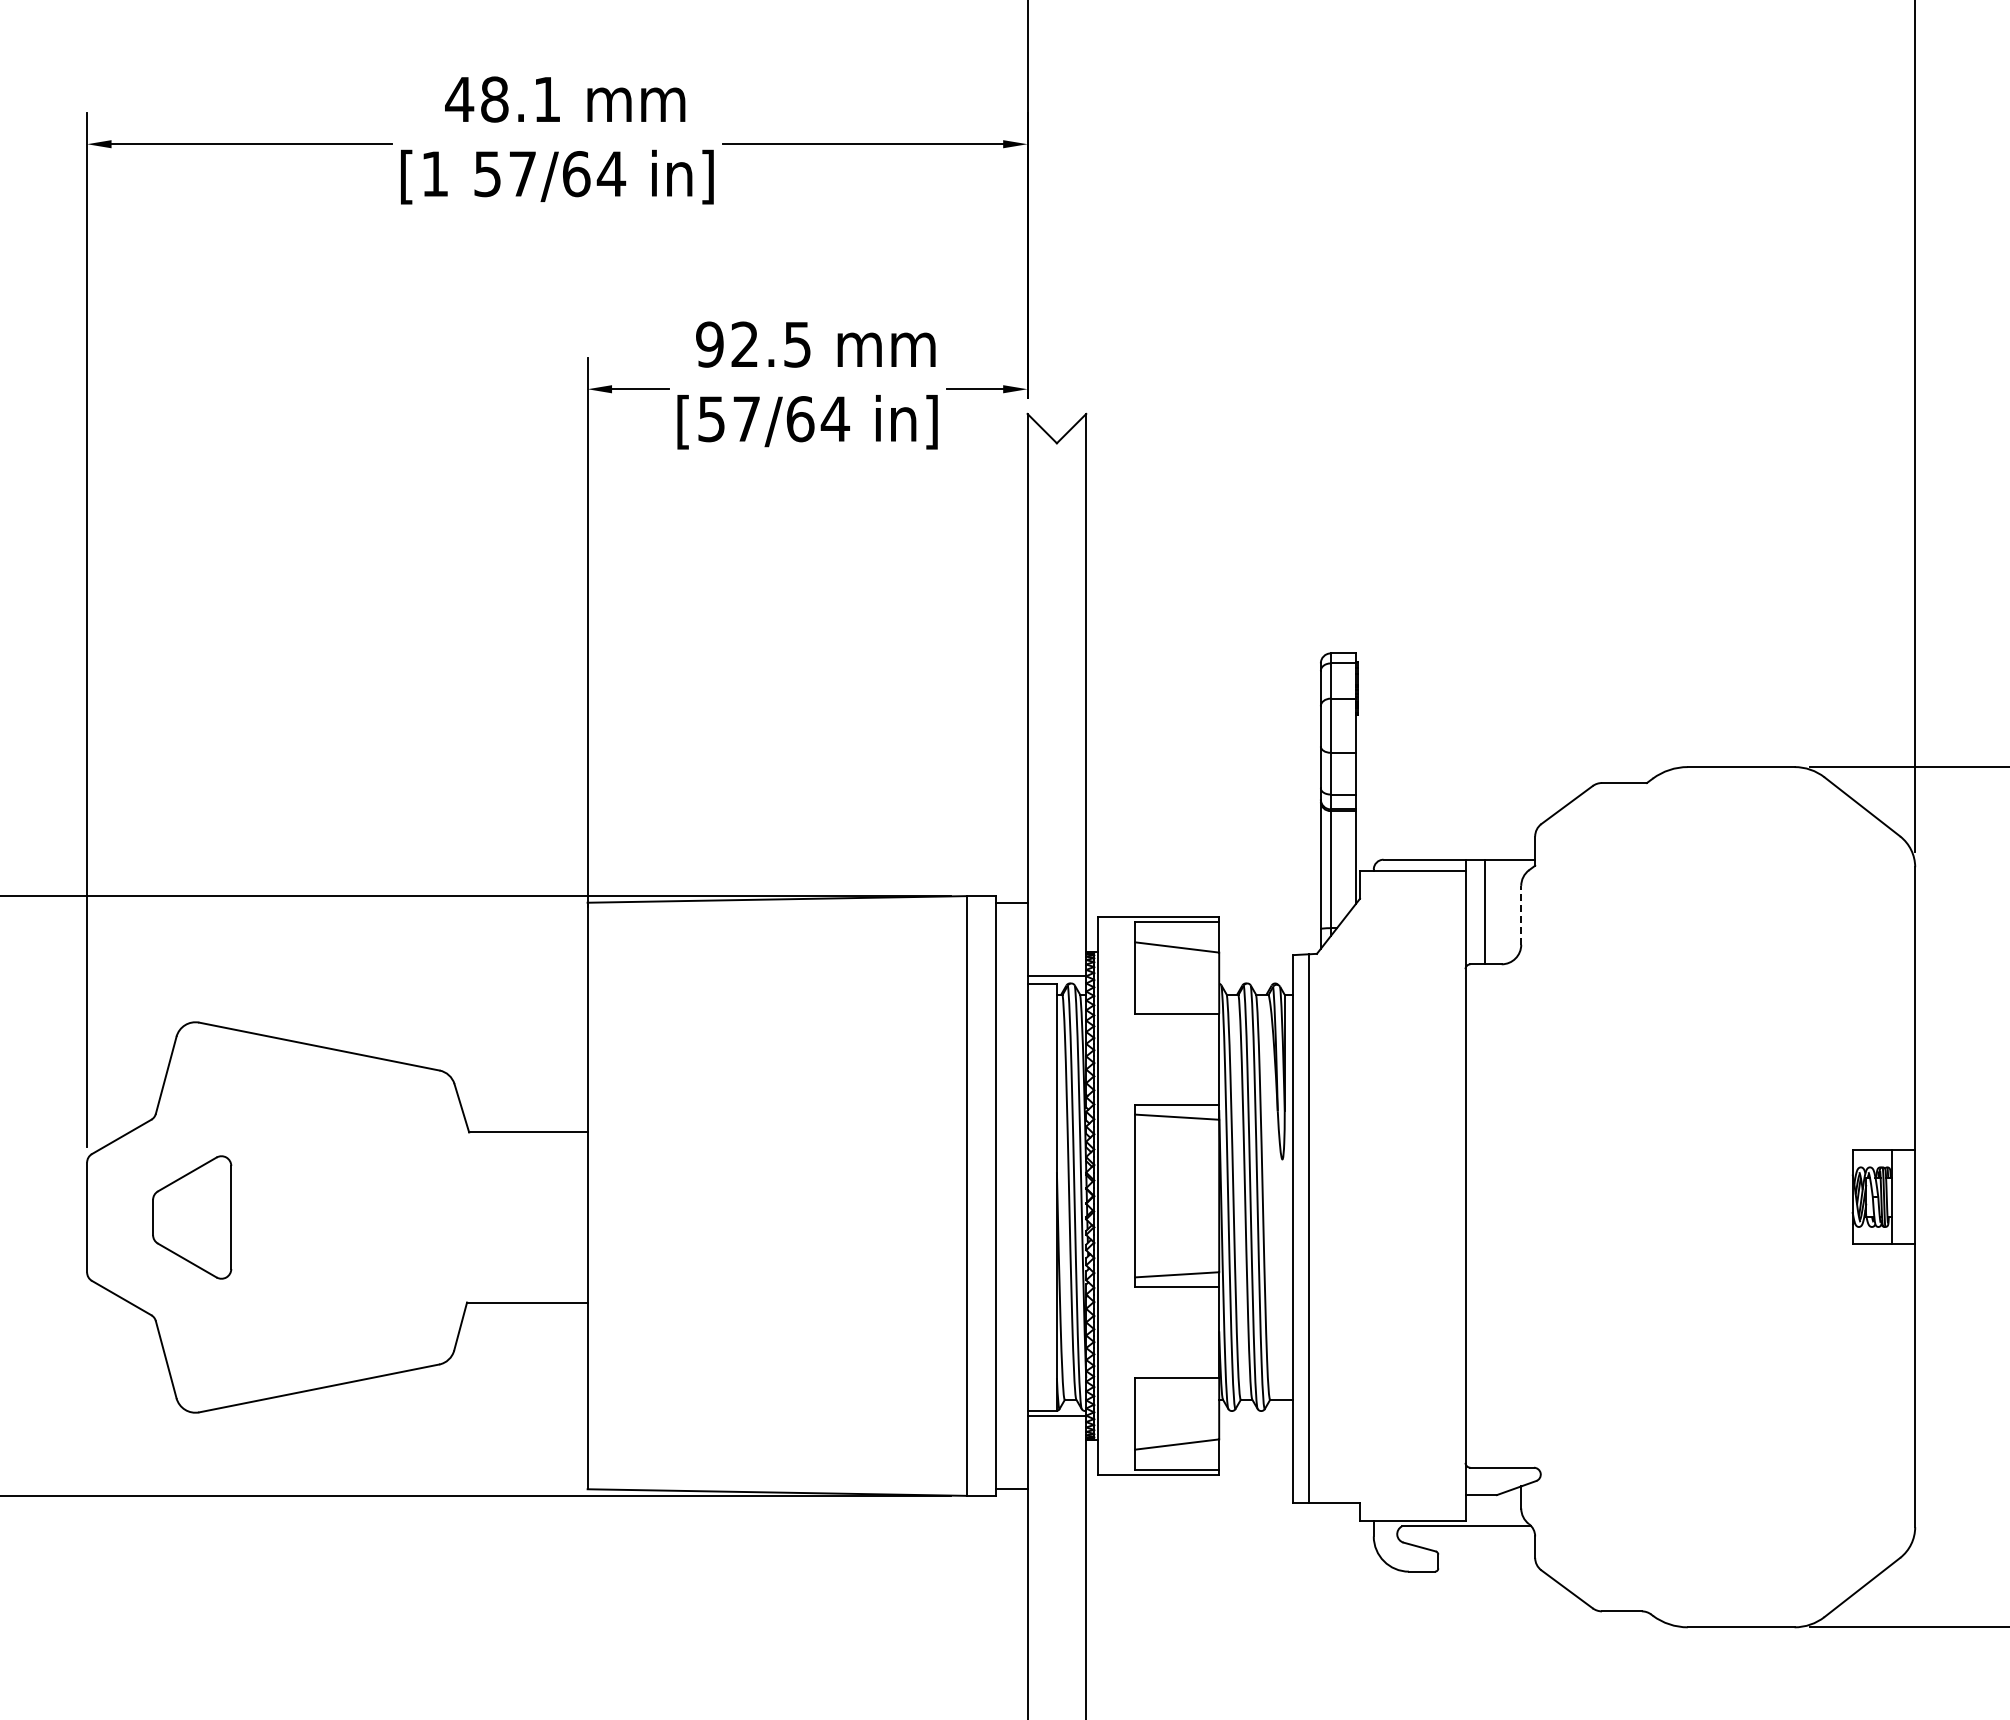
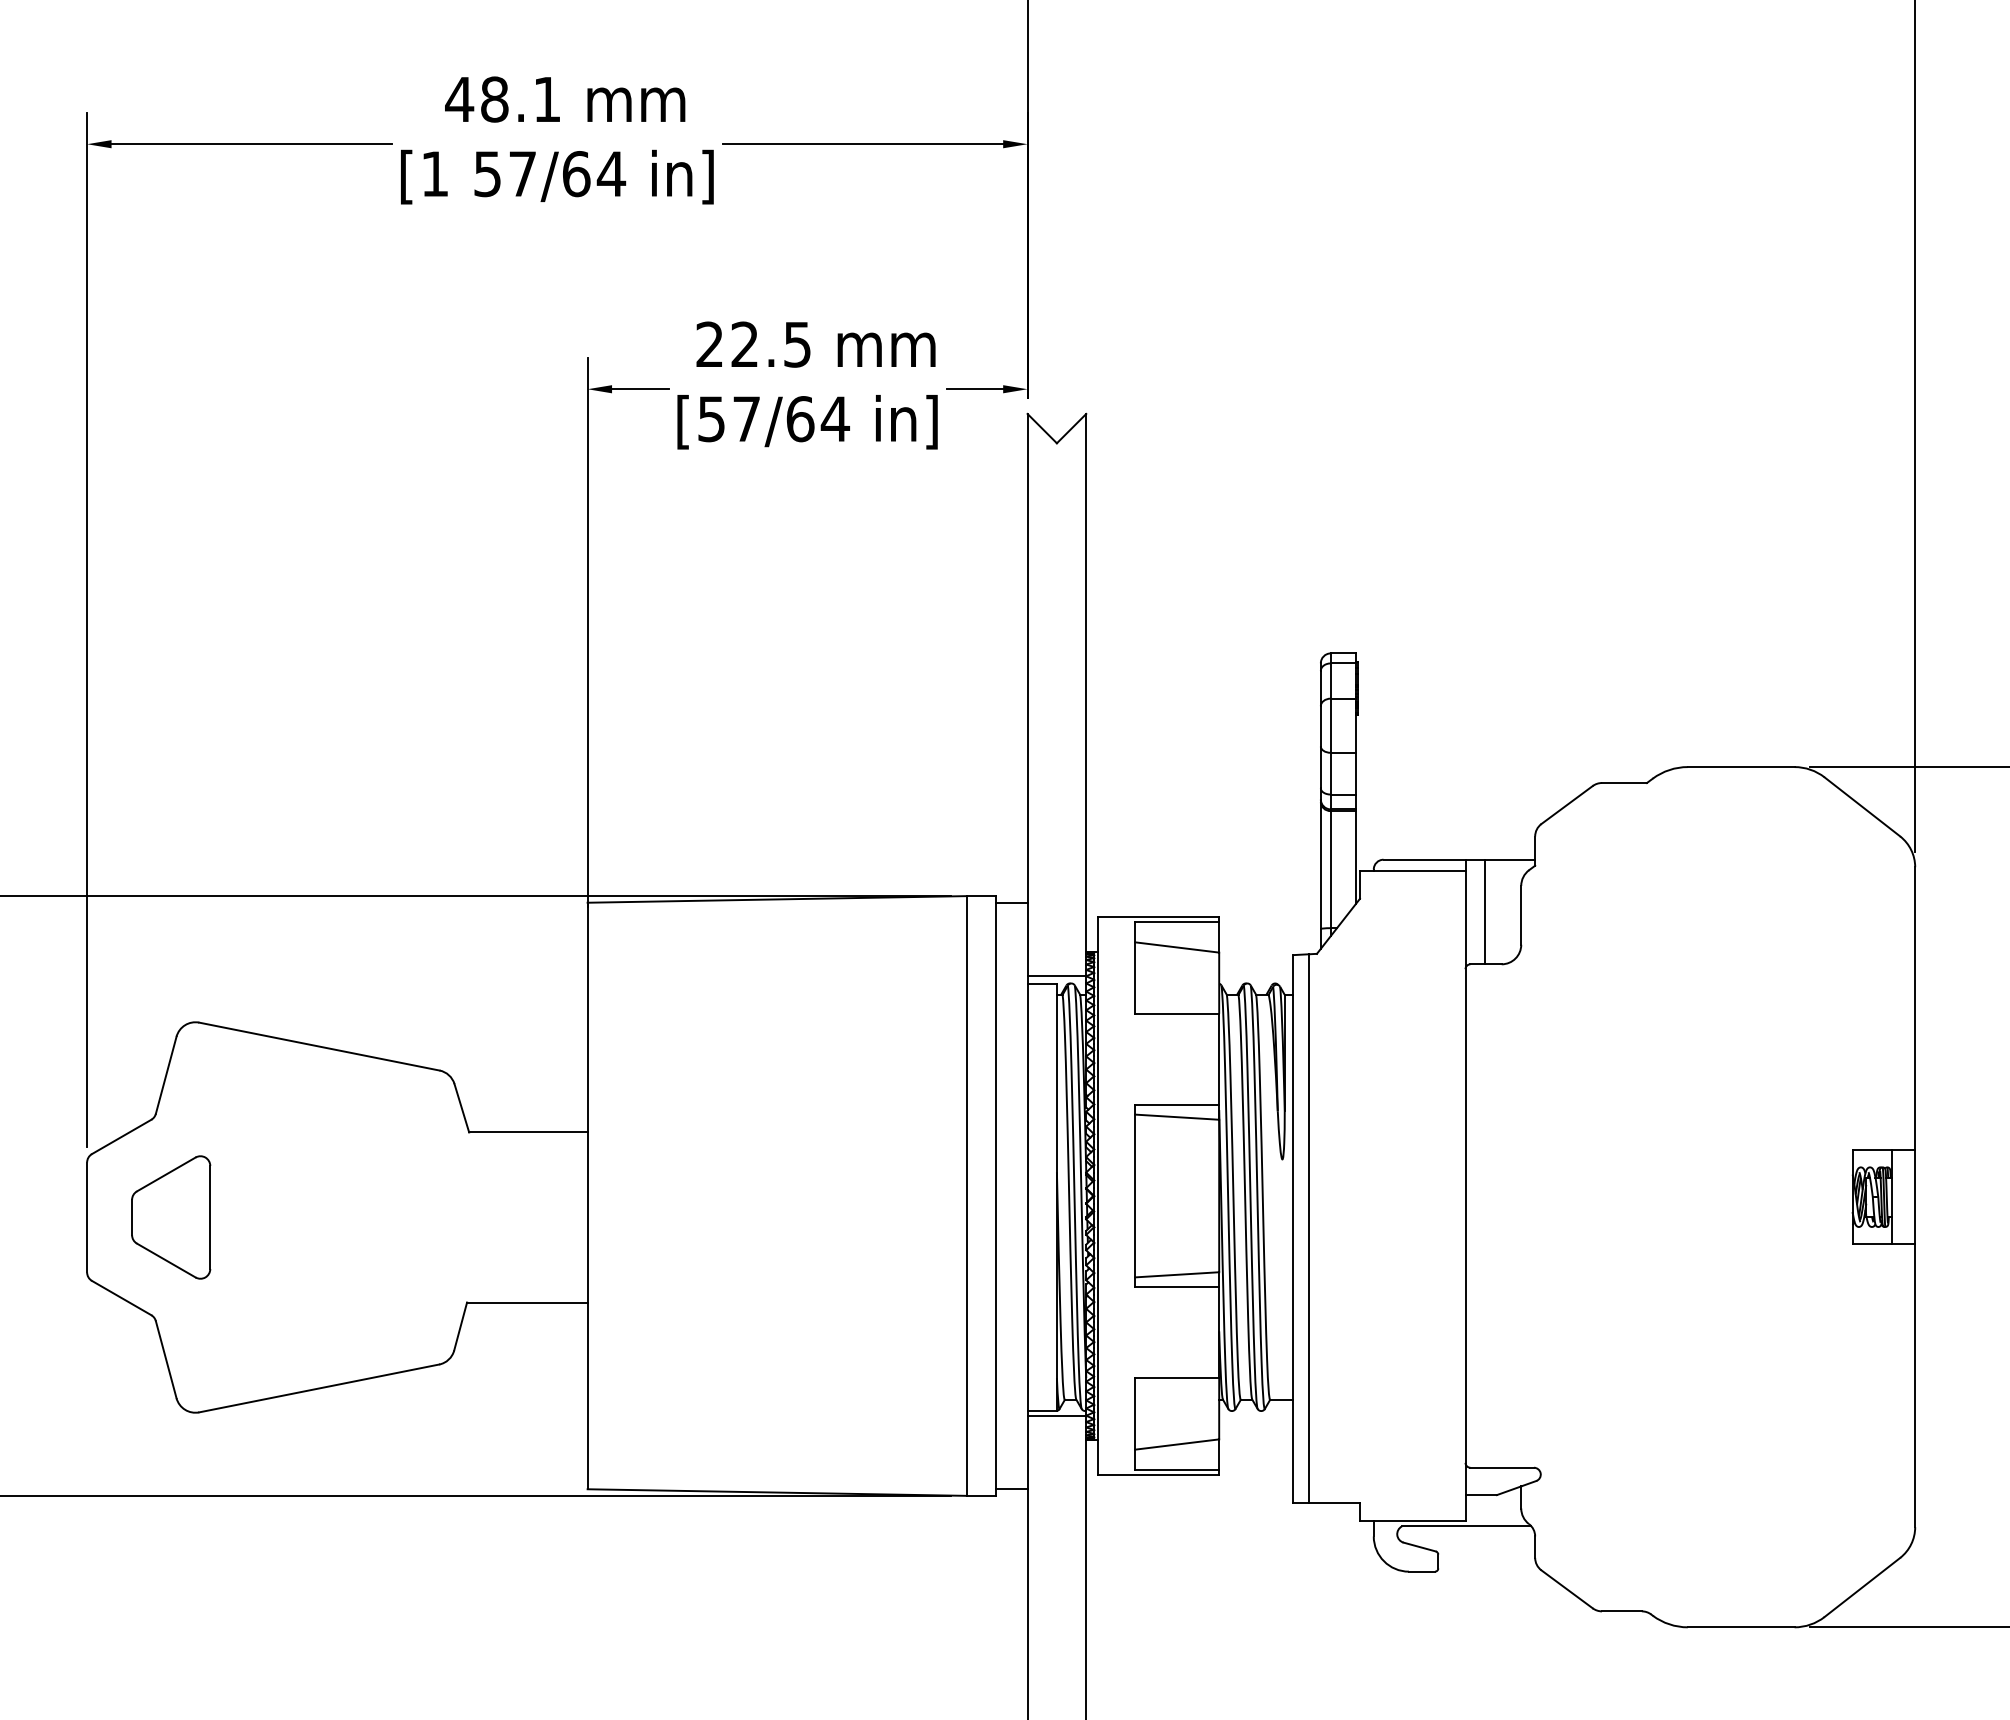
text: 92.5 -> 22.5 (709, 344)
line: dashed -> solid (1521, 914)
part position: (192, 1217) -> (171, 1217) (171, 1217)
